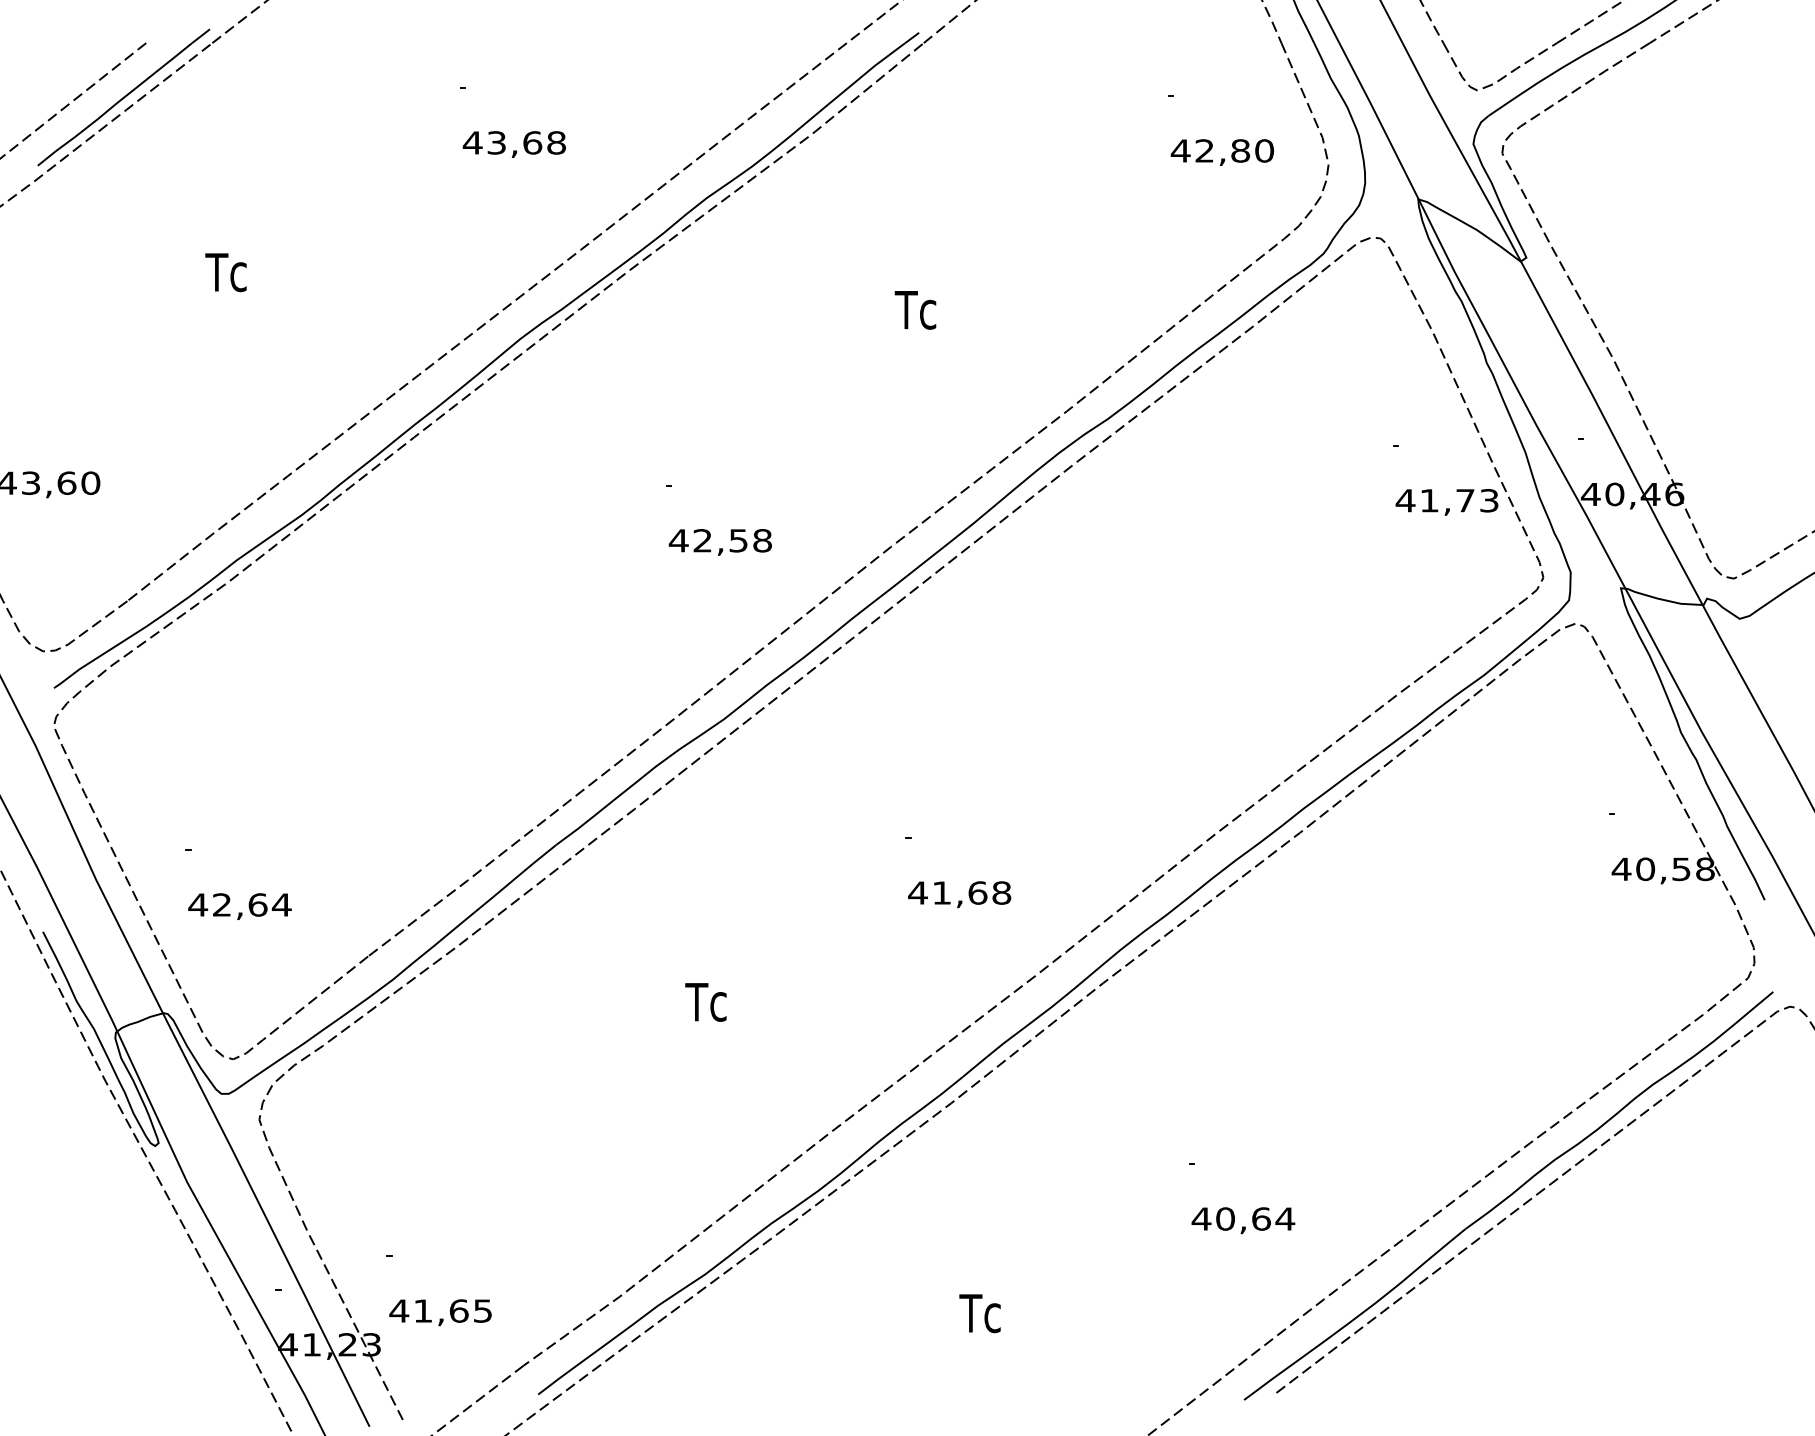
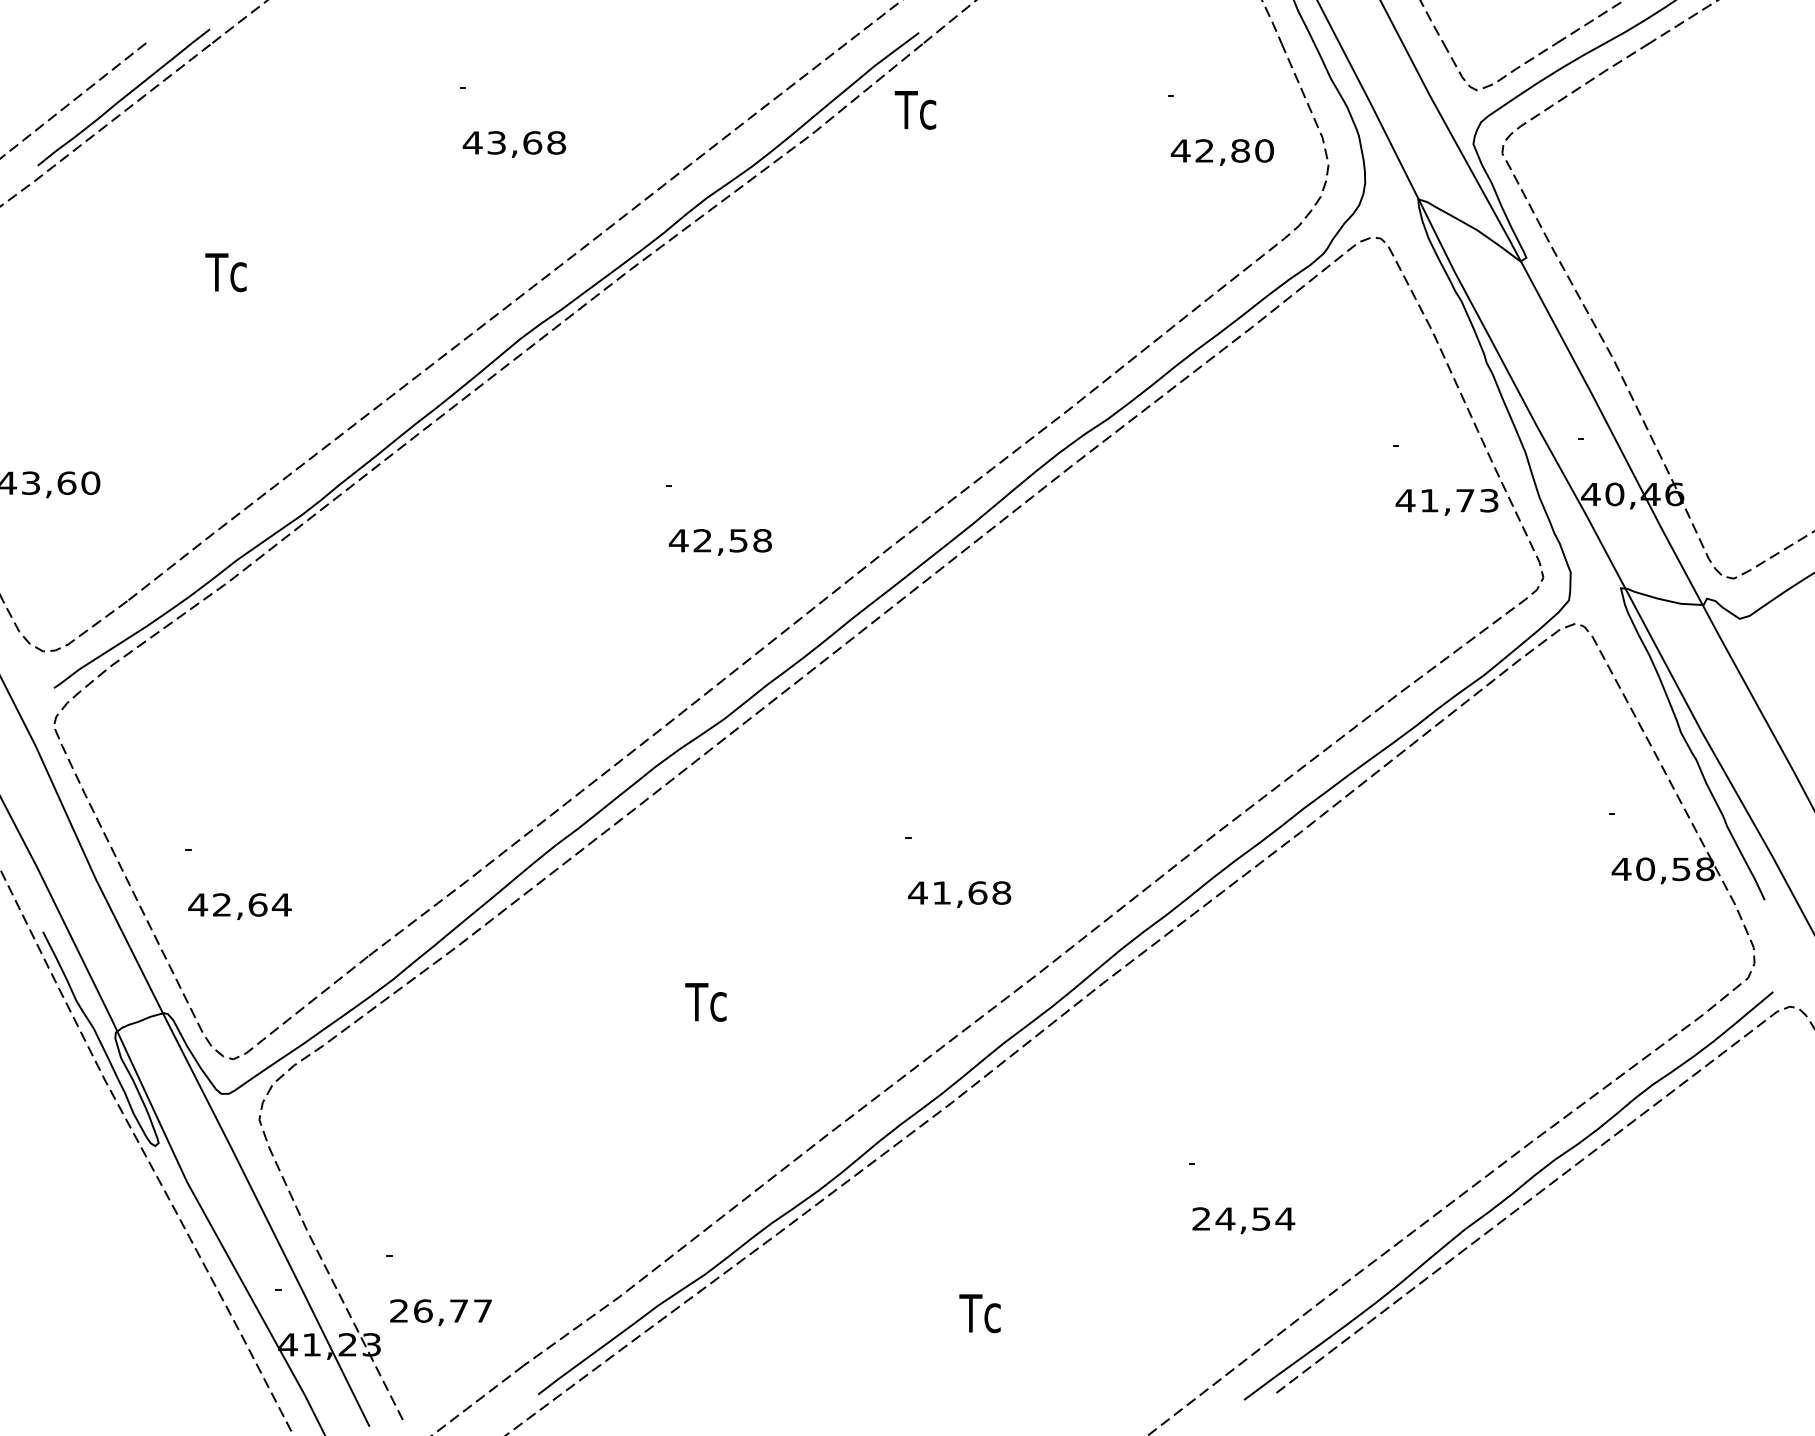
text position: (915, 310) -> (915, 110) (915, 110)
text: 40,64 -> 24,54 (1230, 1218)
text: 41,65 -> 26,77 (440, 1310)
